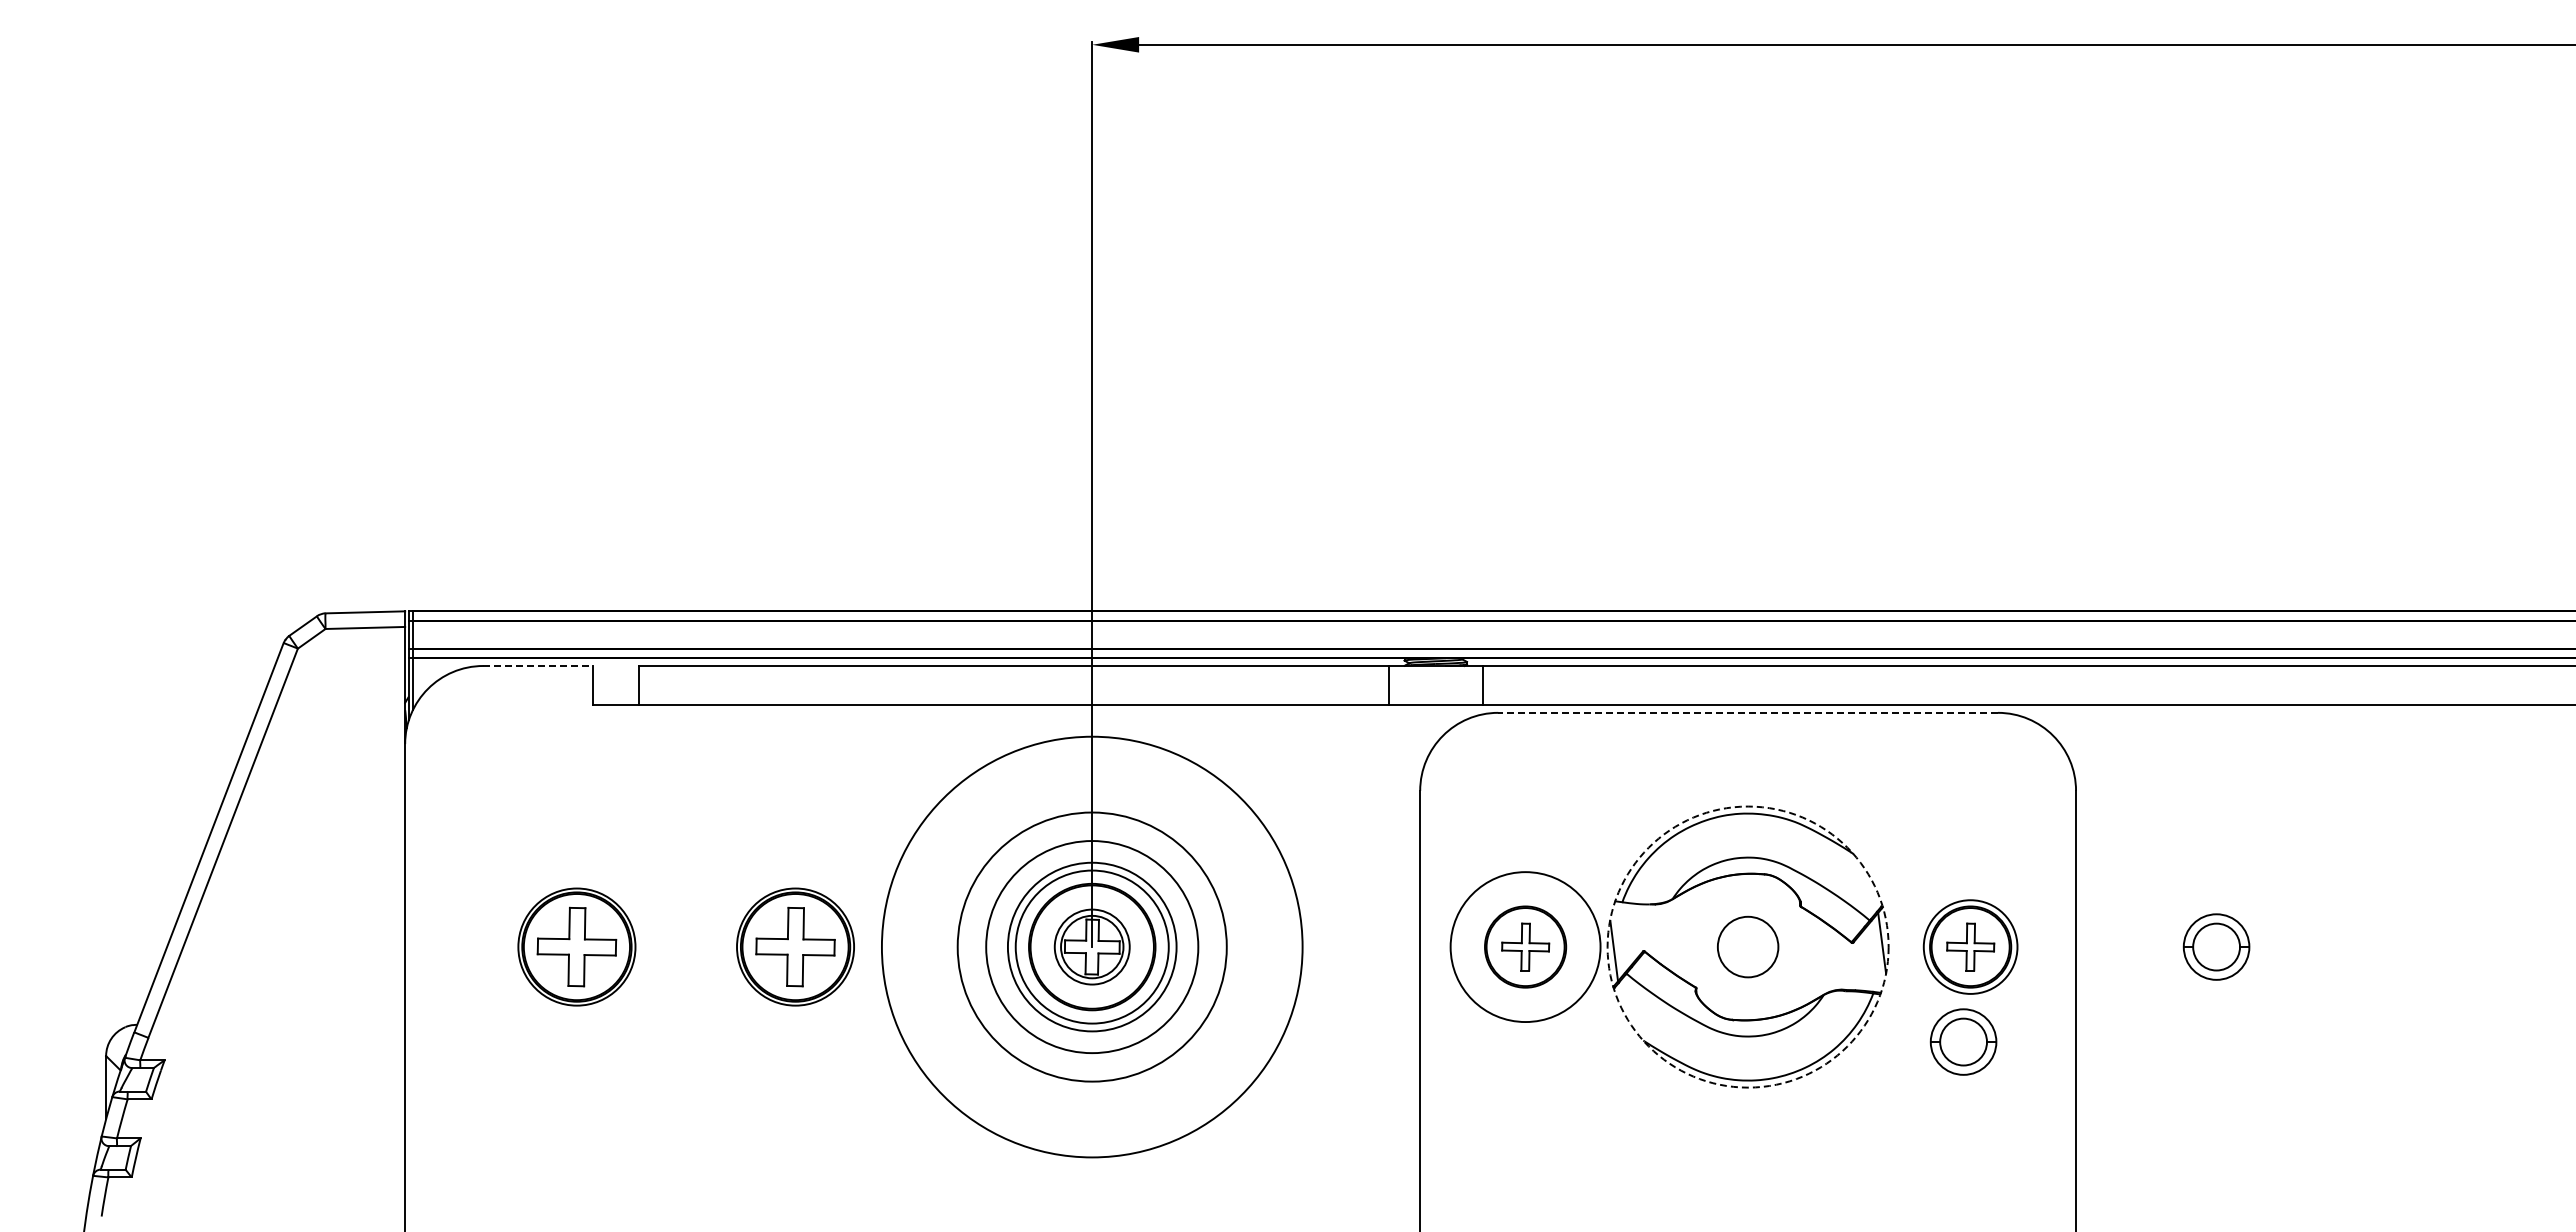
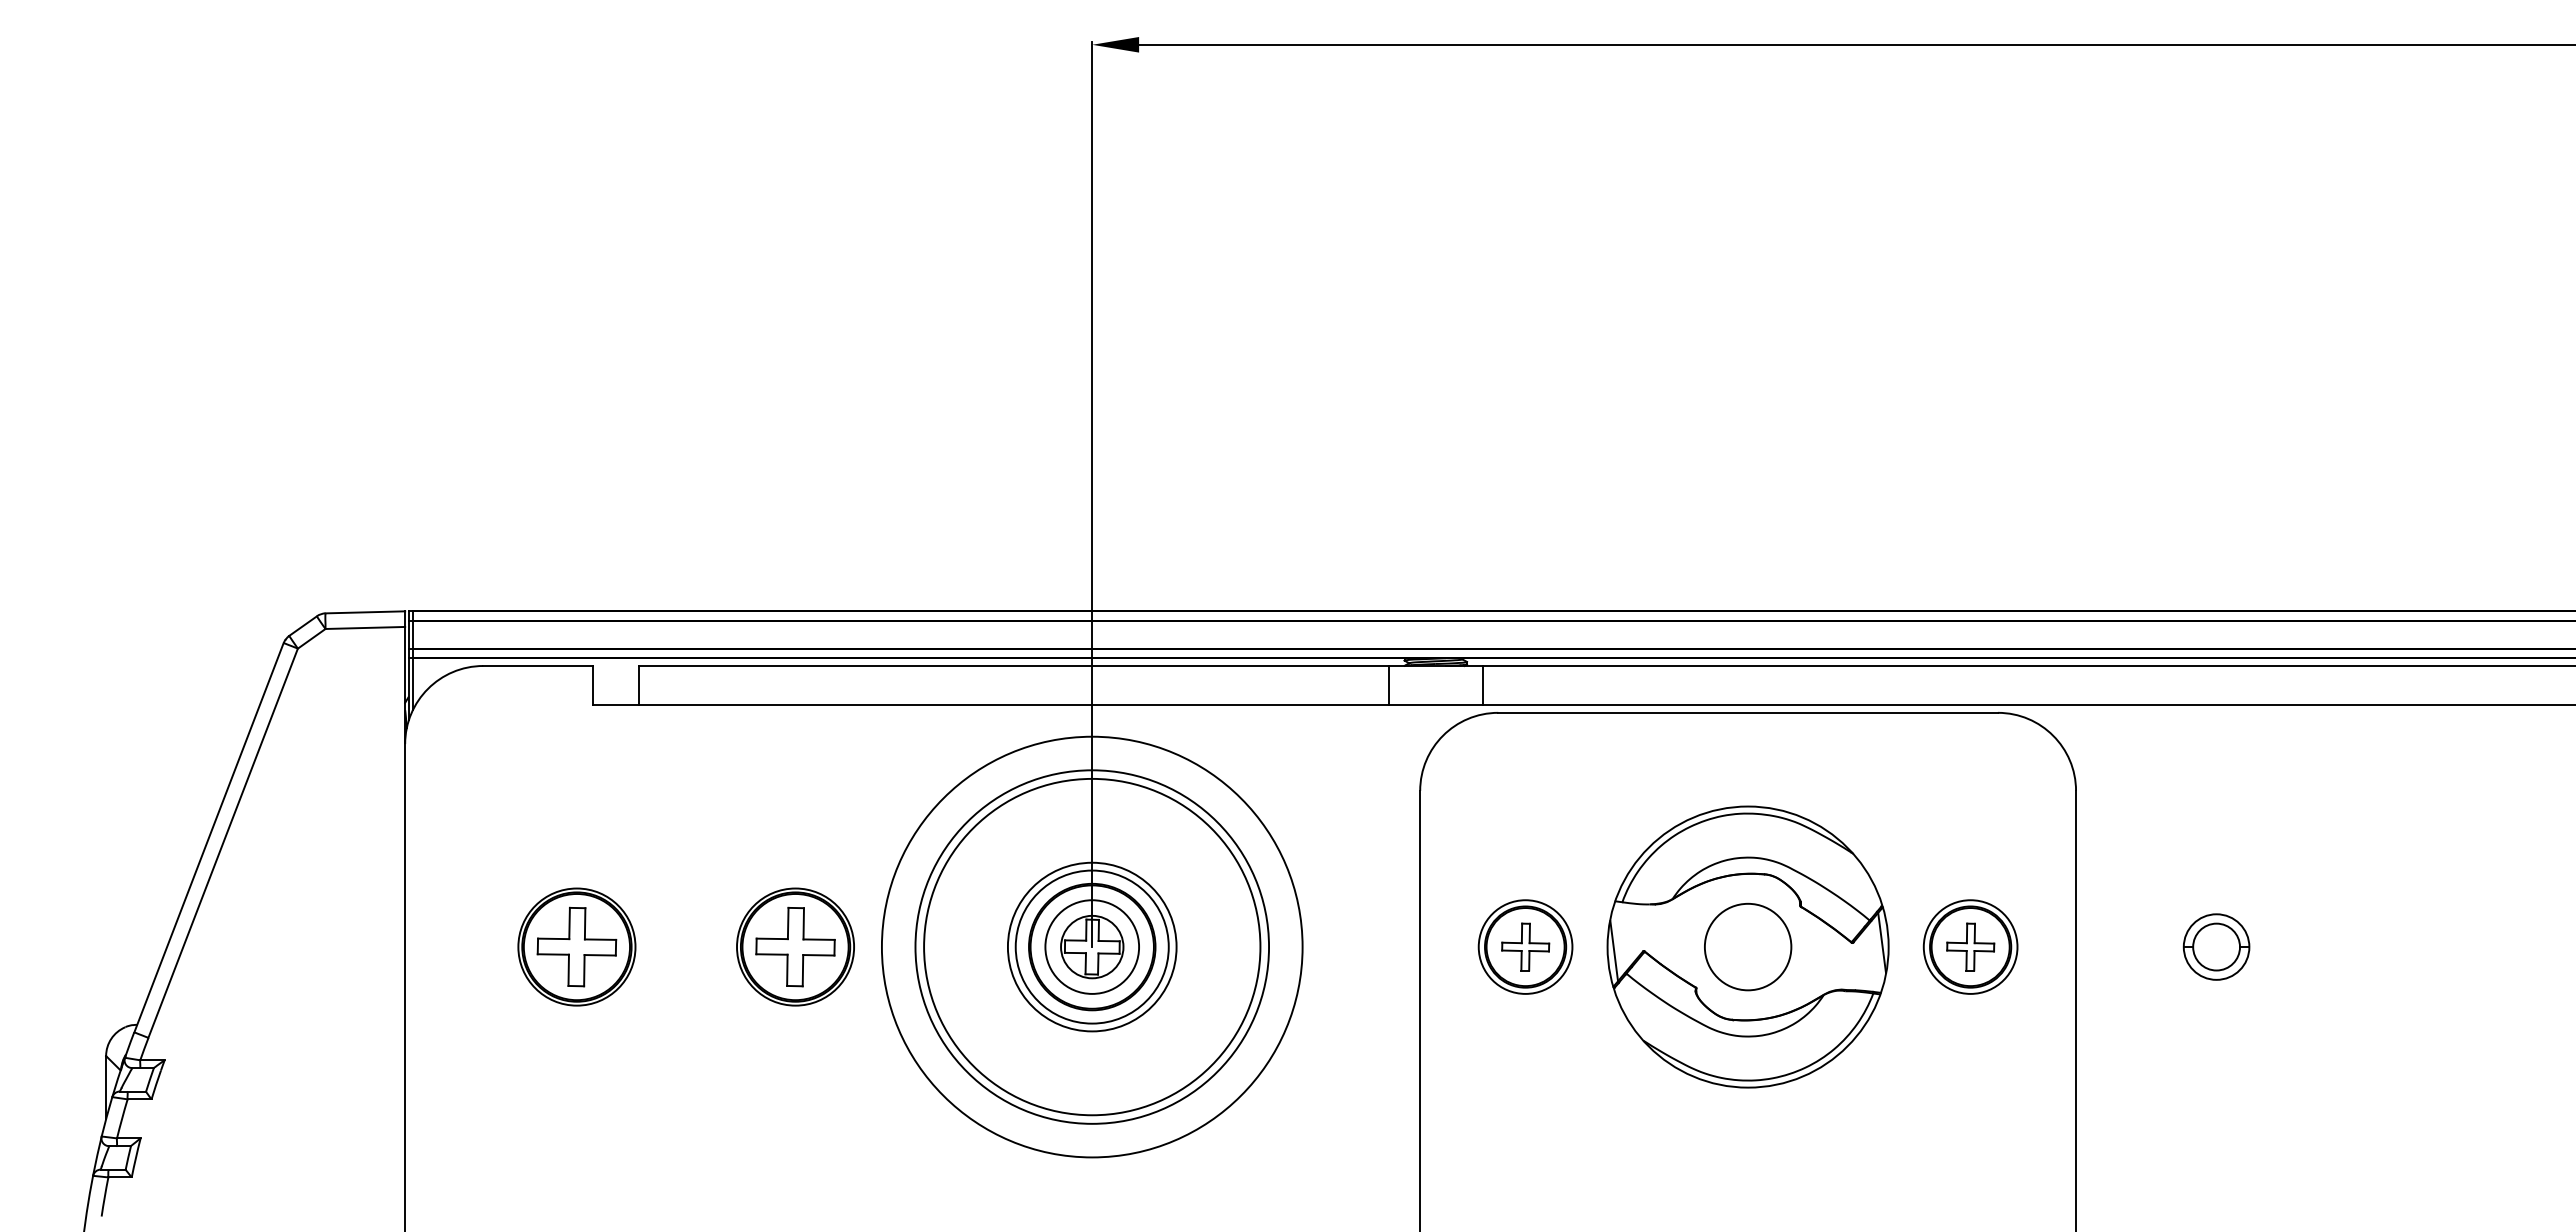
line: dashed -> solid (537, 666)
line: dashed -> solid (1748, 712)
circle diameter: 269 px -> 336 px (1092, 946)
circle diameter: 75 px -> 94 px (1092, 946)
circle diameter: 61 px -> 87 px (1747, 946)
circle: dashed -> solid (1747, 946)
circle diameter: 212 px -> 354 px (1092, 946)
circle diameter: 150 px -> 94 px (1525, 946)
part: present -> none (1963, 1041)
